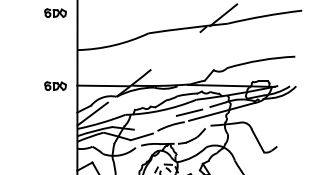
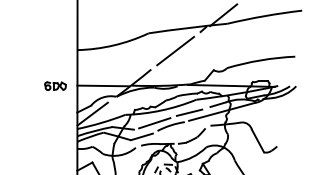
part: present -> none (55, 12)
line: none -> present (175, 50)
line: none -> present (154, 123)
